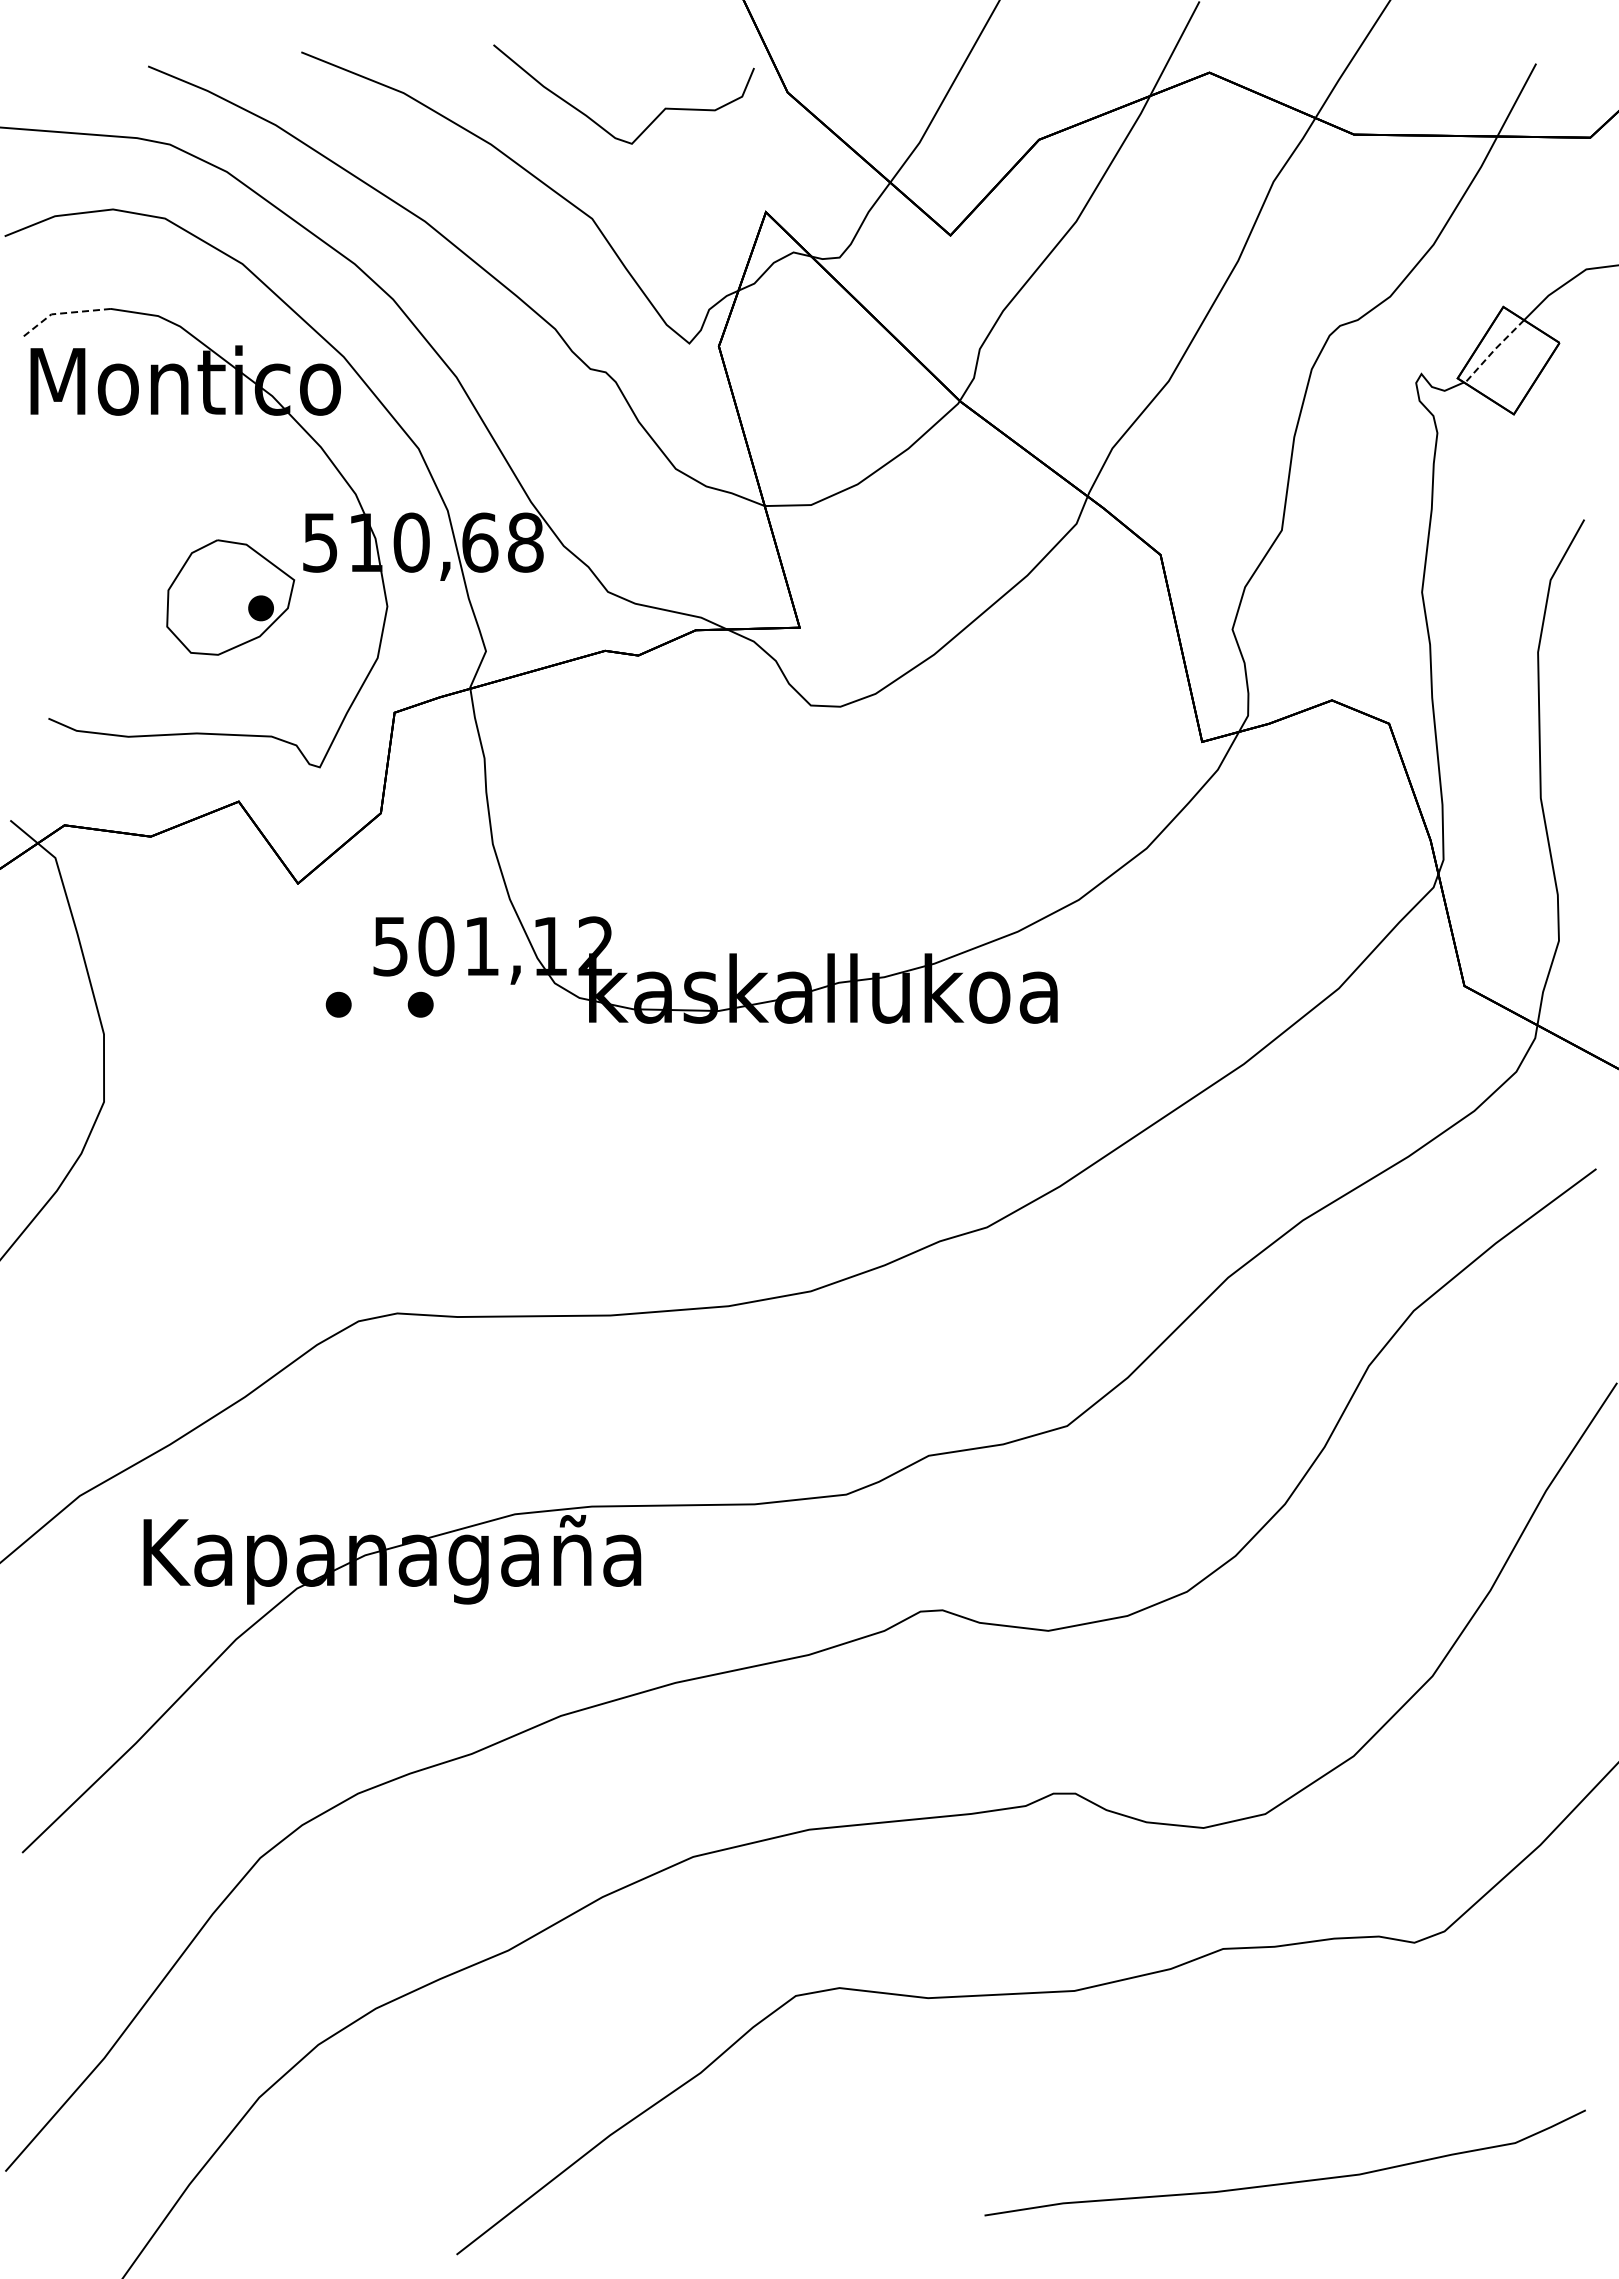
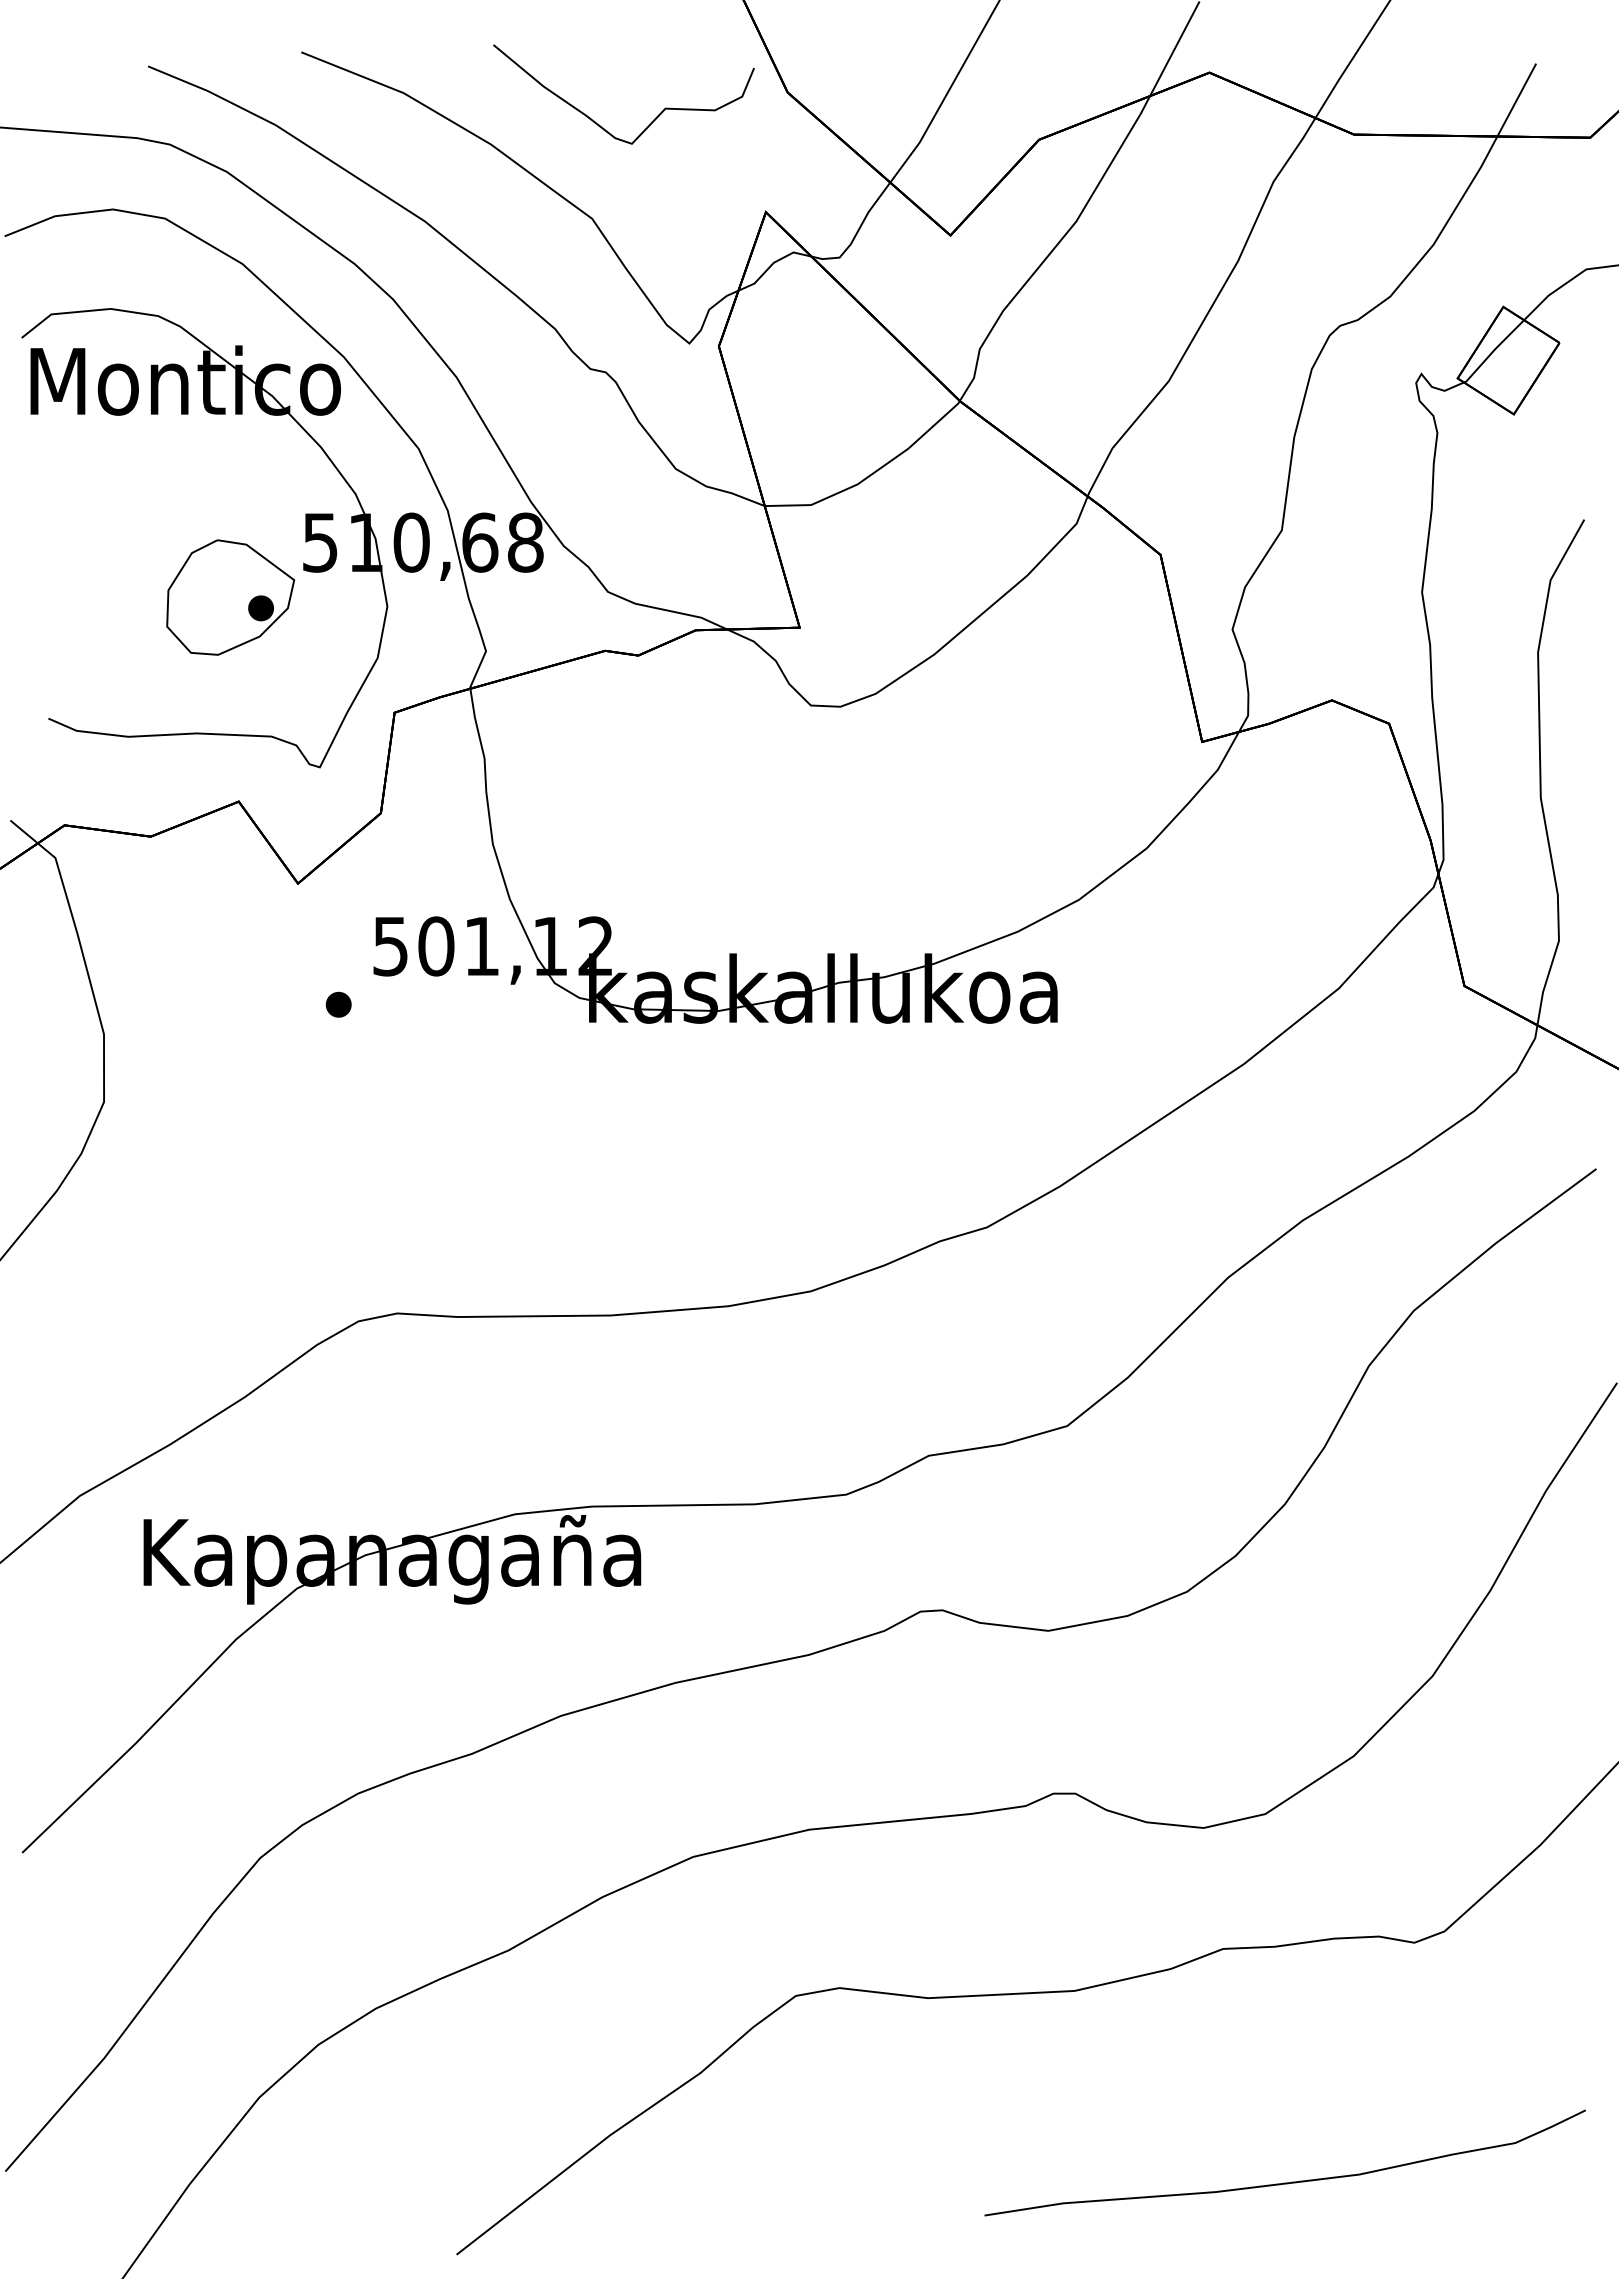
line: dashed -> solid (61, 313)
line: dashed -> solid (1493, 351)
part: present -> none (420, 1004)
